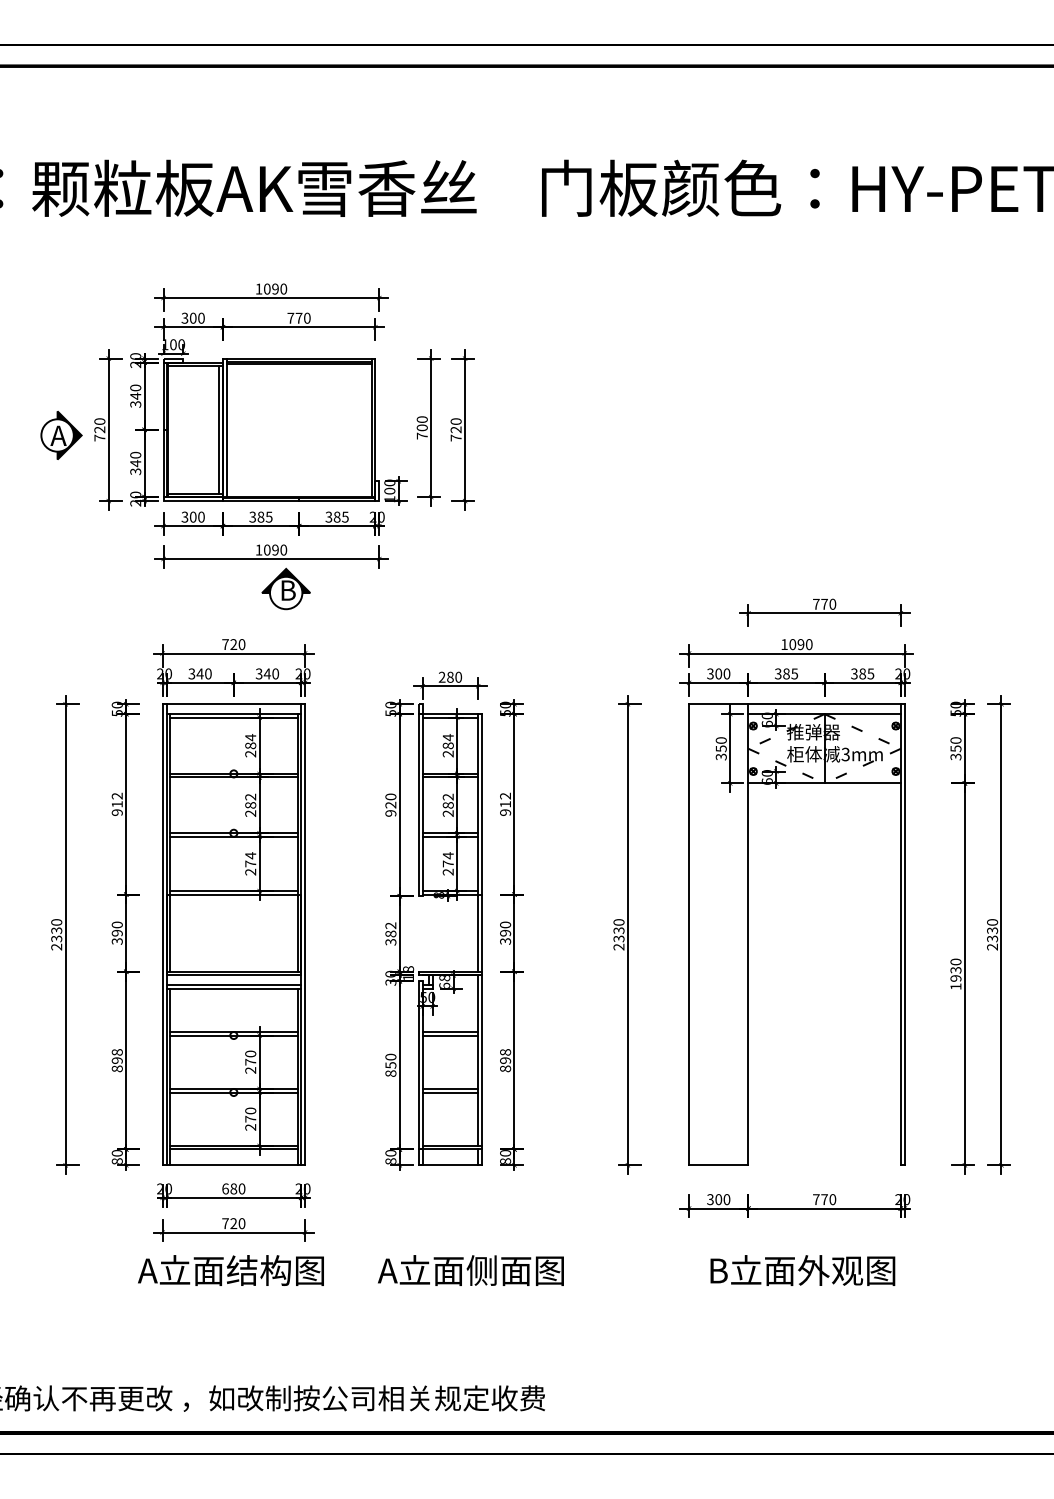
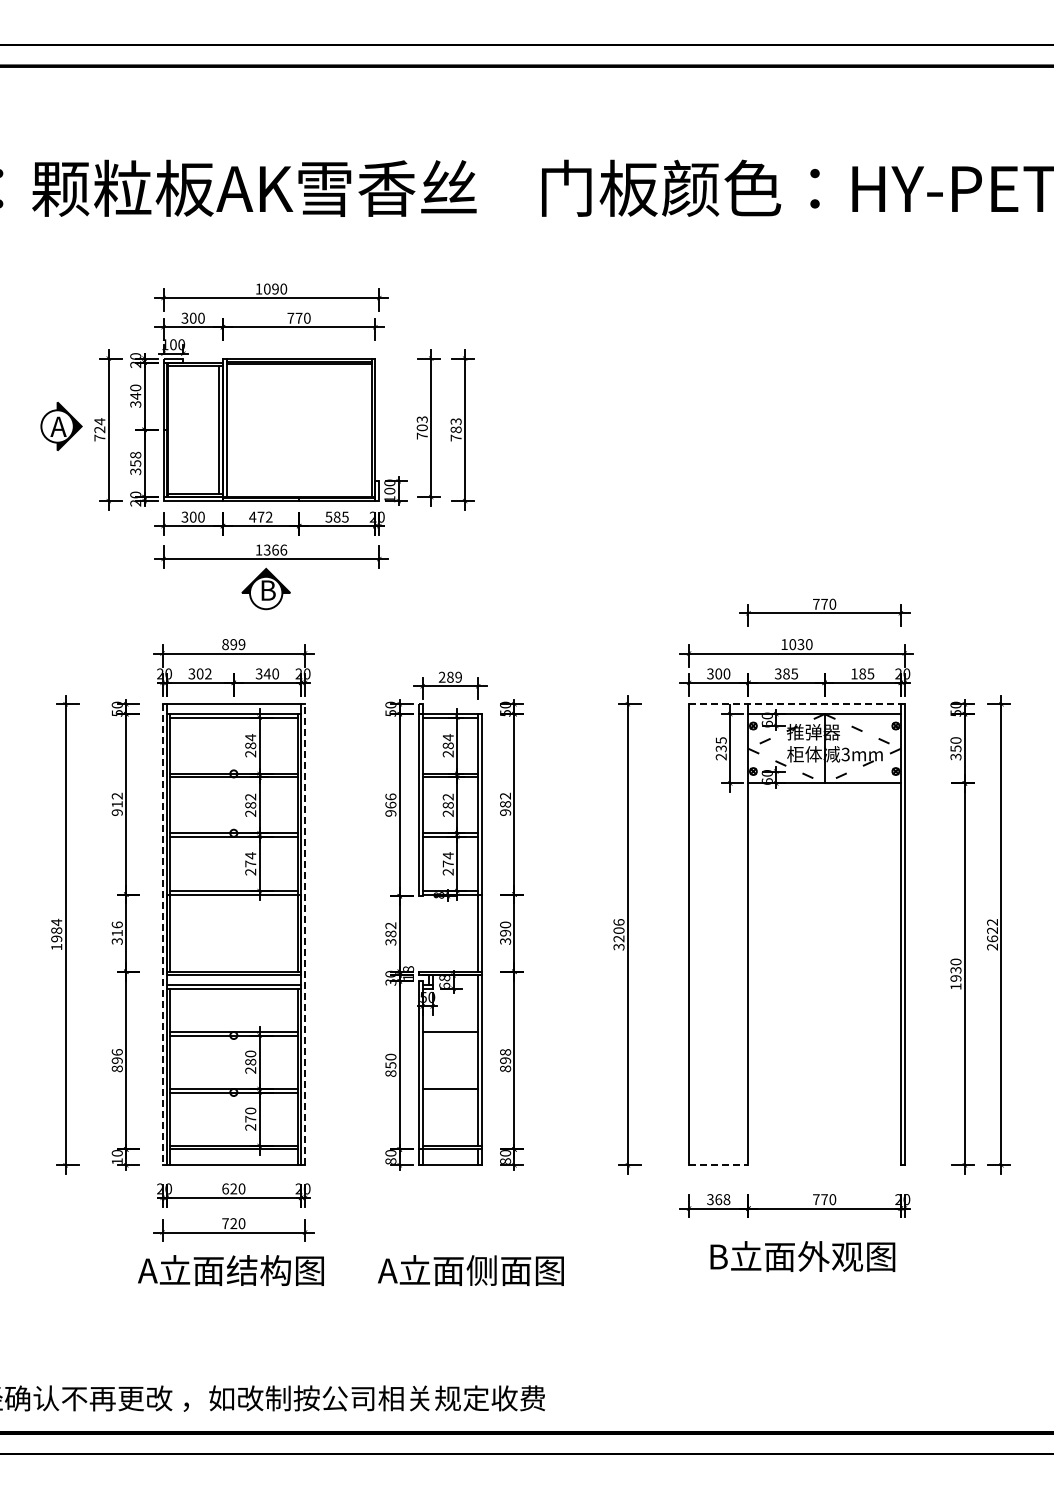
text: 700 -> 703 (422, 419)
text: 720 -> 724 (99, 421)
text: 720 -> 783 (455, 425)
part position: (61, 435) -> (61, 426) (61, 426)
text: 340 -> 358 (135, 459)
text: 385 -> 472 (260, 516)
text: 385 -> 585 (329, 516)
text: 1090 -> 1366 (275, 549)
part position: (285, 588) -> (265, 588) (265, 588)
text: 720 -> 899 (233, 644)
text: 1090 -> 1030 (800, 644)
text: 340 -> 302 (203, 673)
text: 385 -> 185 (854, 673)
text: 280 -> 289 (458, 677)
line: solid -> dashed (796, 704)
text: 350 -> 235 (720, 748)
text: 920 -> 966 (390, 800)
text: 912 -> 982 (505, 804)
text: 390 -> 316 (116, 928)
text: 2330 -> 2622 (992, 930)
text: 2330 -> 1984 (56, 934)
line: solid -> dashed (162, 934)
line: solid -> dashed (305, 934)
text: 2330 -> 3206 (618, 934)
line: present -> none (450, 1035)
text: 898 -> 896 (116, 1052)
text: 270 -> 280 (250, 1061)
line: present -> none (450, 1092)
text: 80 -> 10 (116, 1161)
line: solid -> dashed (718, 1165)
text: 680 -> 620 (233, 1188)
text: 300 -> 368 (722, 1199)
text position: (802, 1270) -> (802, 1256) (802, 1256)
